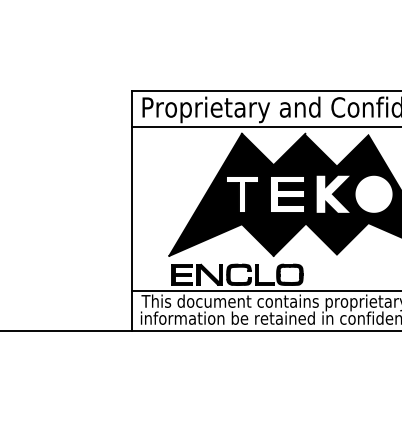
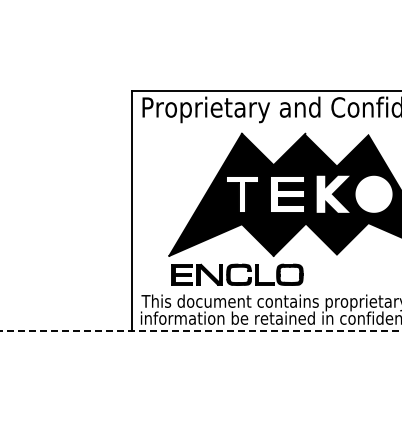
line: present -> none (265, 126)
line: present -> none (265, 291)
line: solid -> dashed (201, 331)
